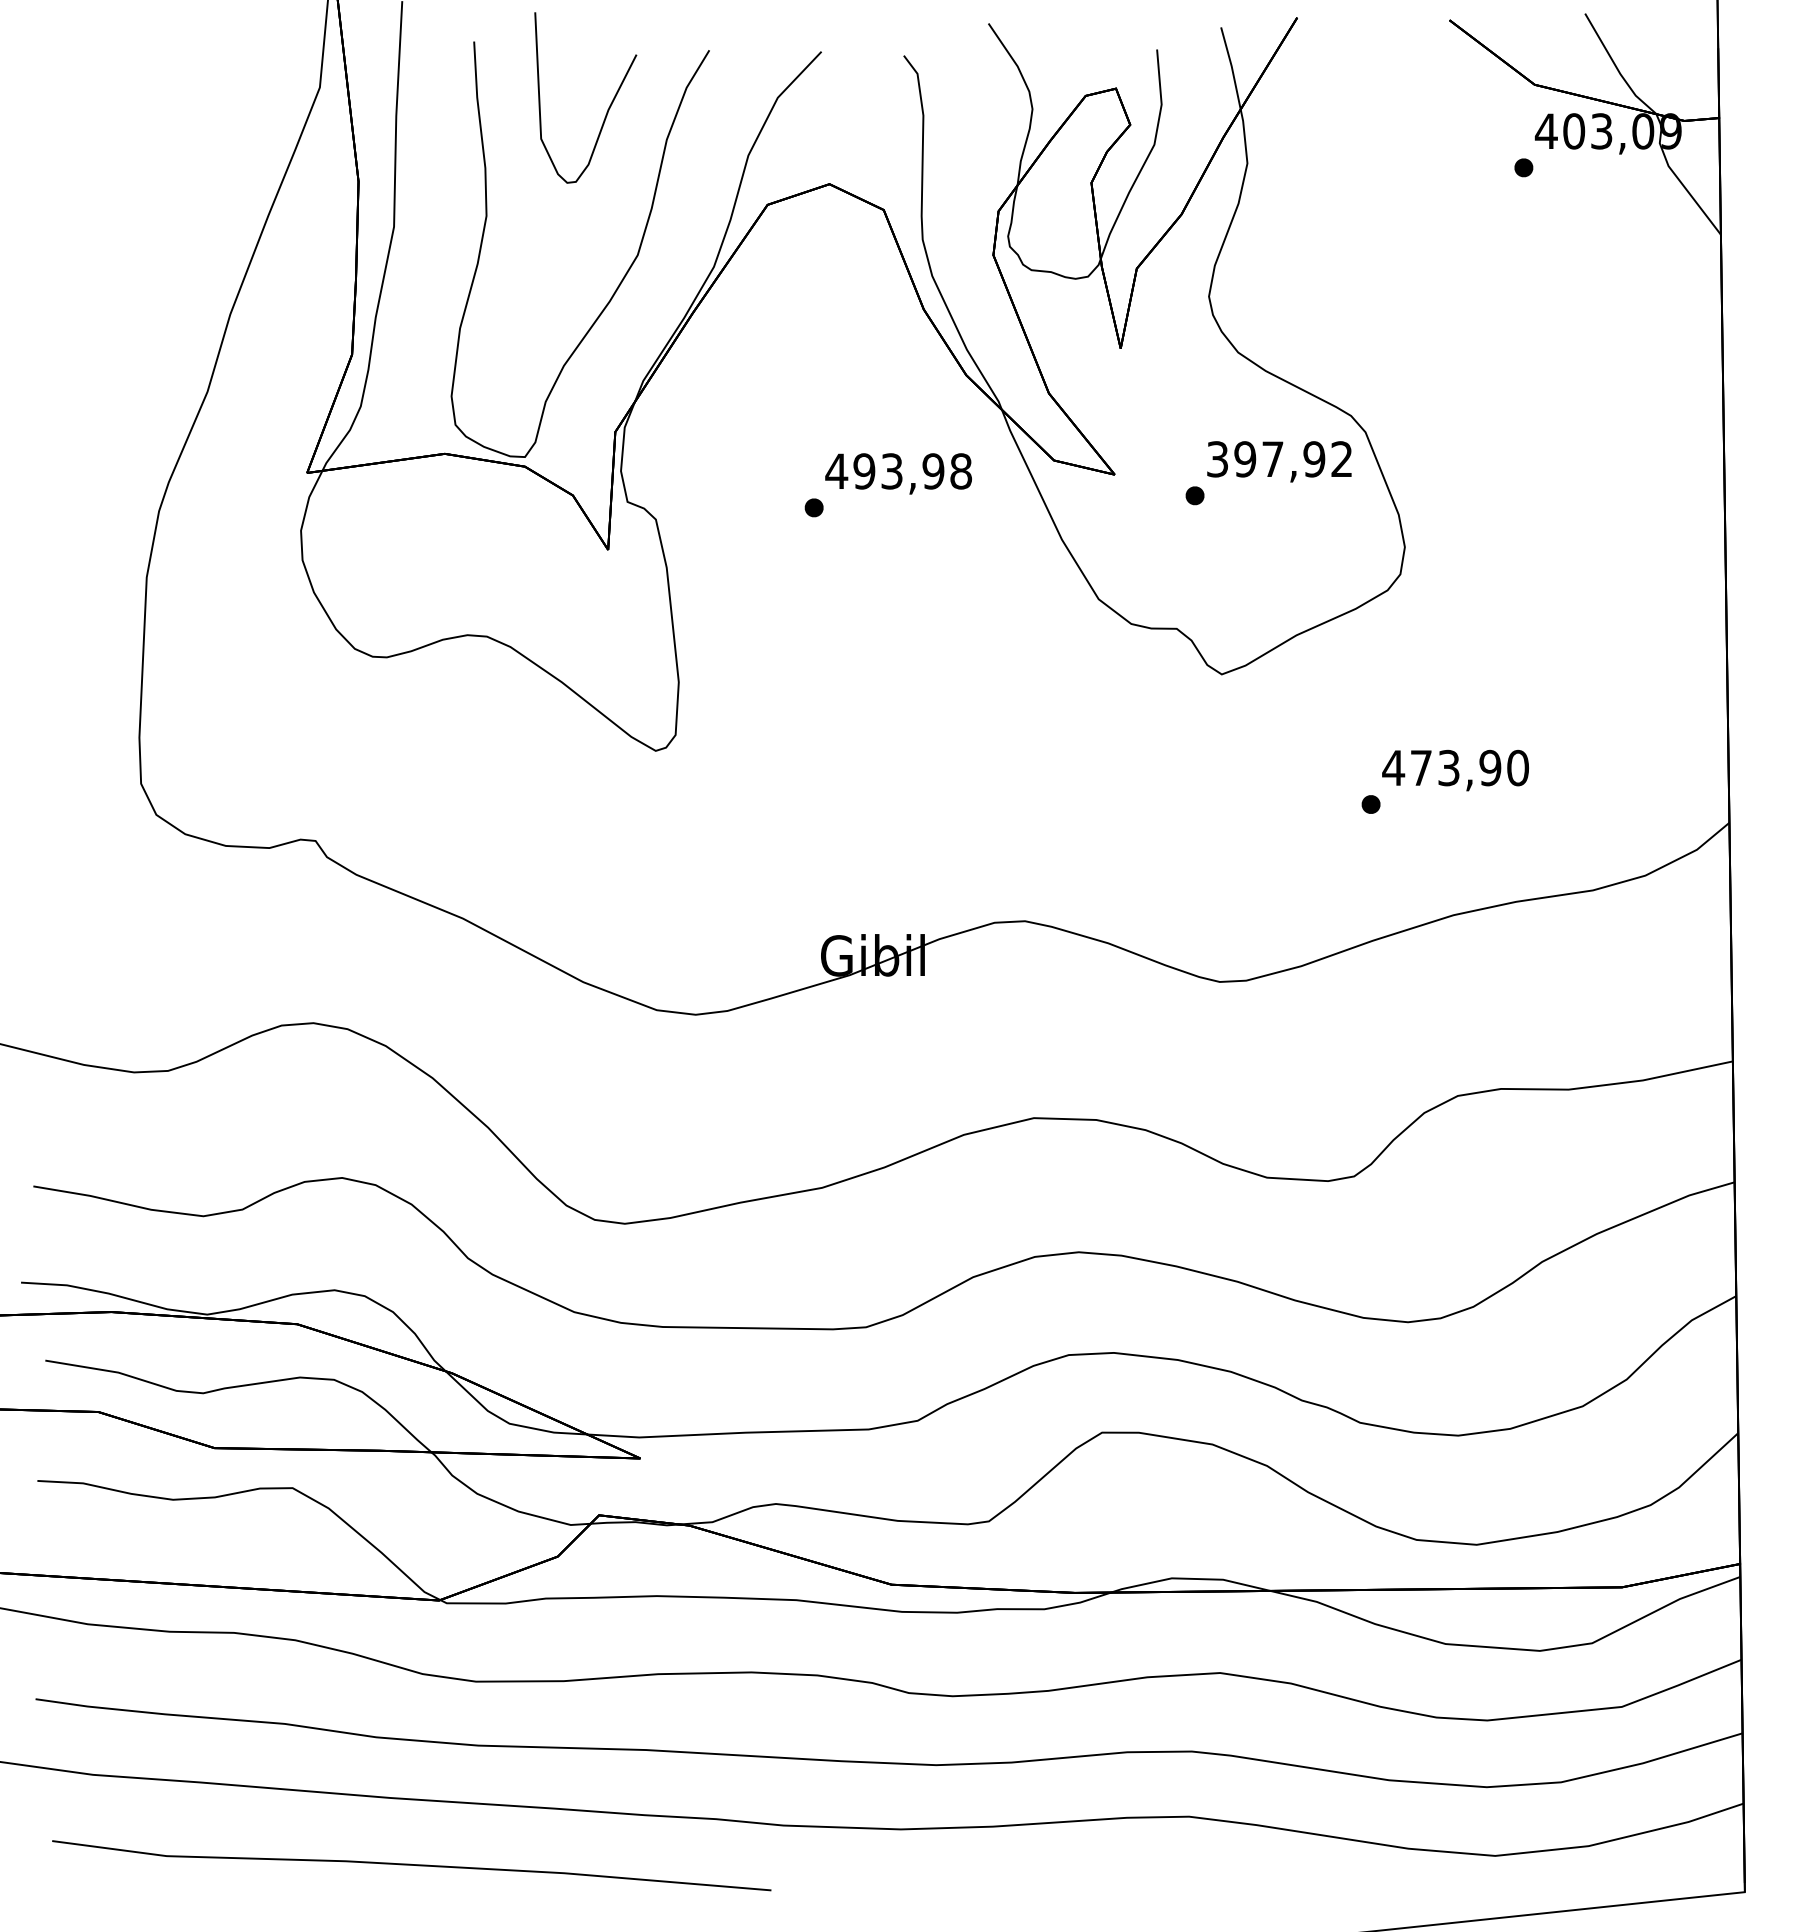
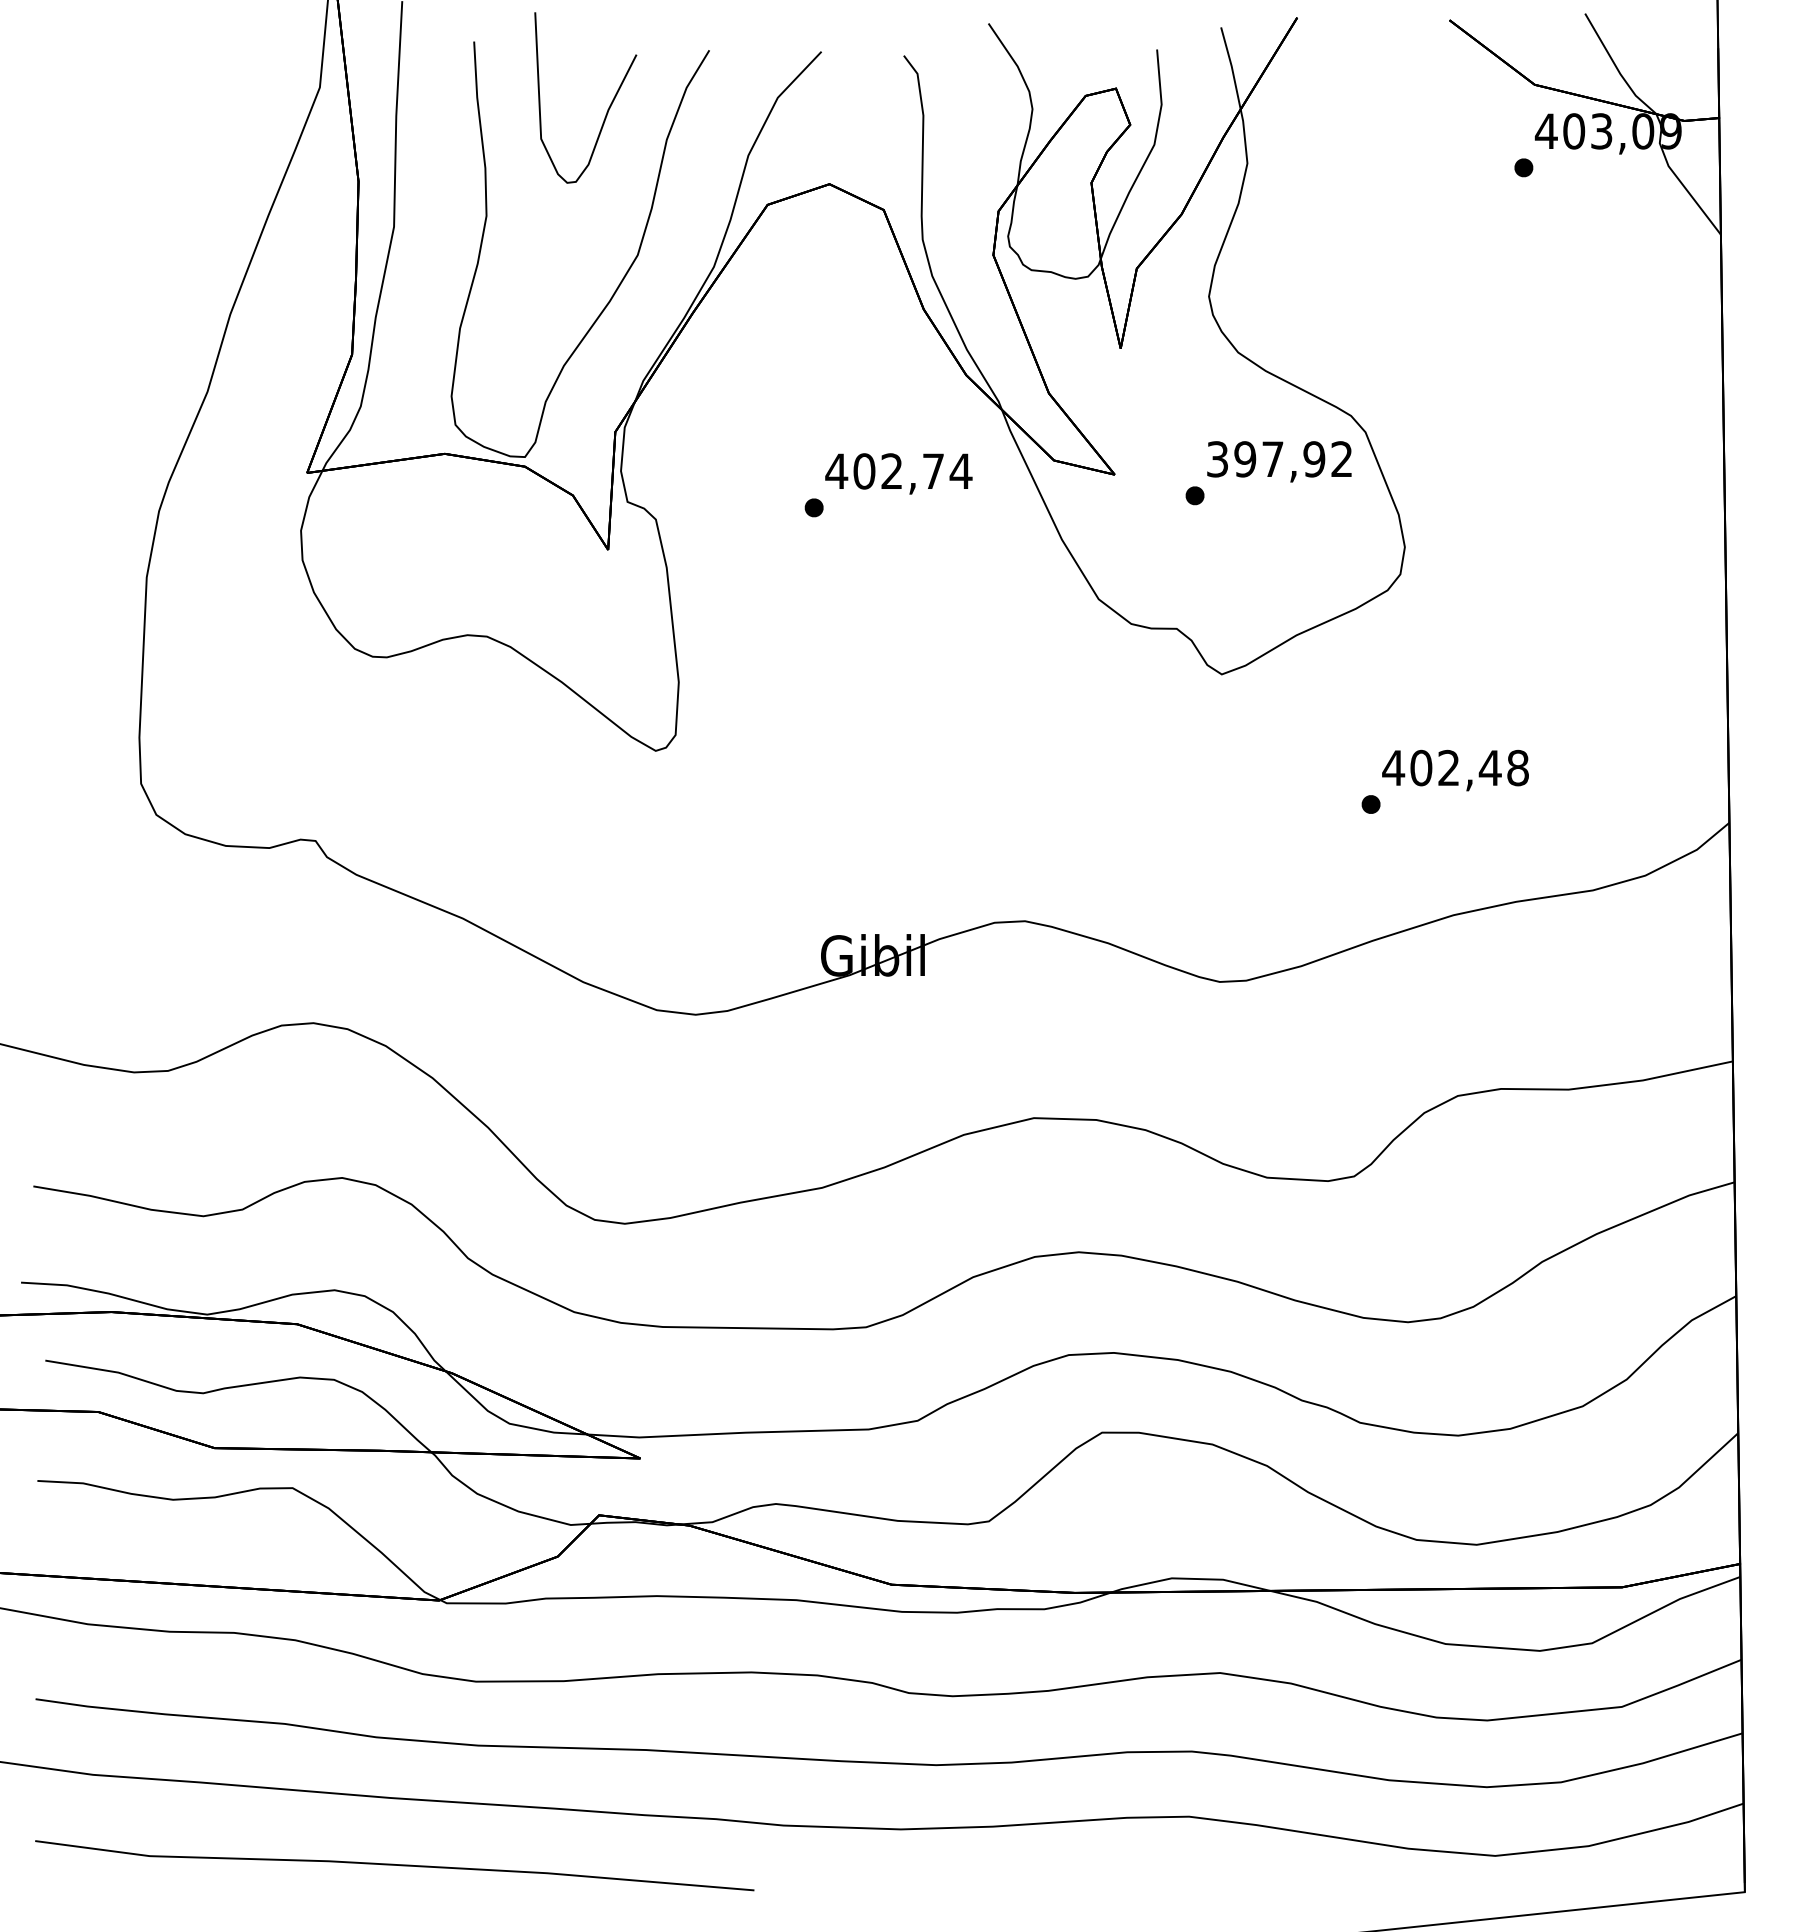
text: 493,98 -> 402,74 (912, 471)
text: 473,90 -> 402,48 (1469, 767)
line position: (411, 1865) -> (394, 1865) (394, 1865)
